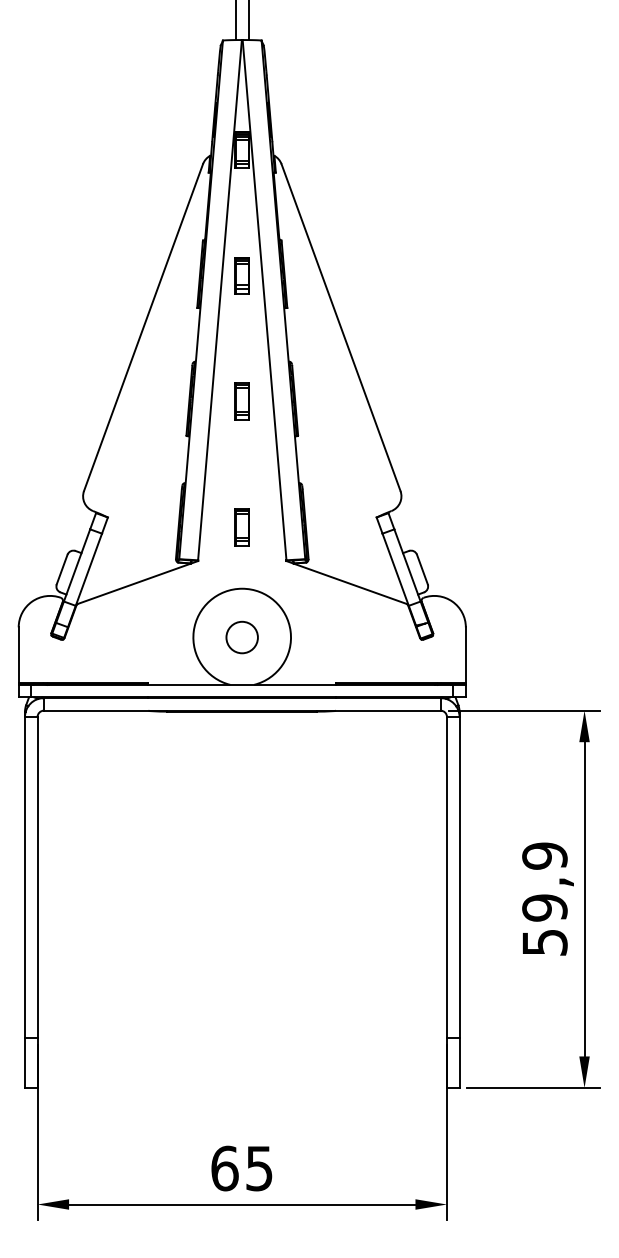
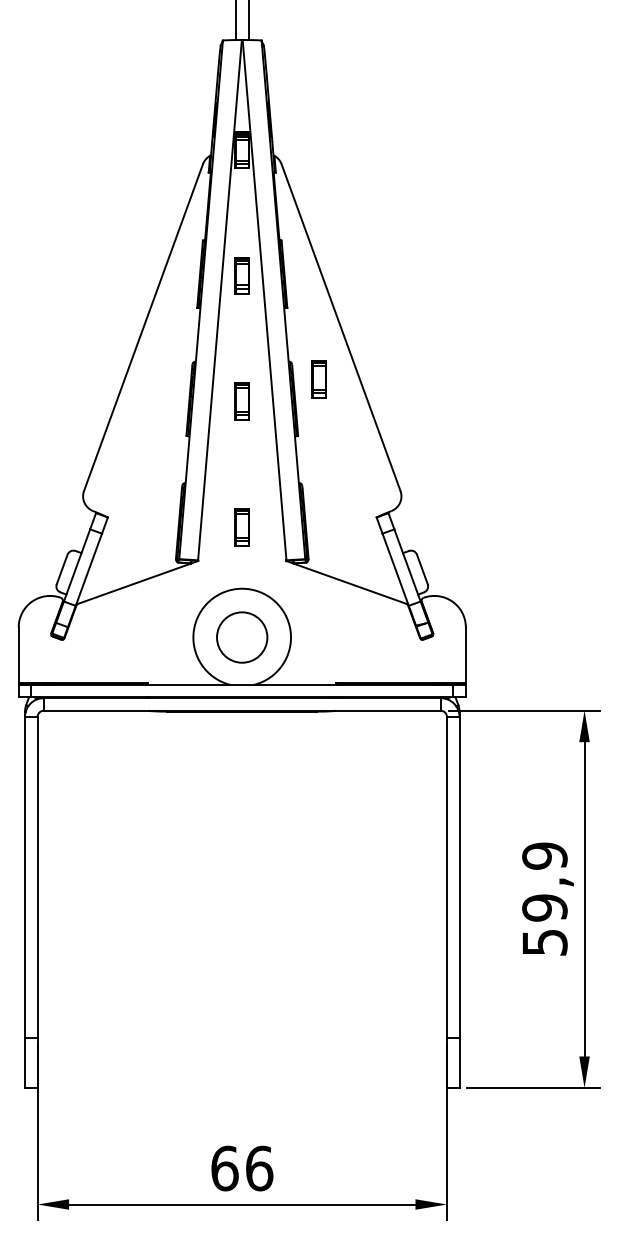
part: none -> present (318, 379)
circle diameter: 31 px -> 50 px (242, 637)
text: 65 -> 66 (259, 1168)
